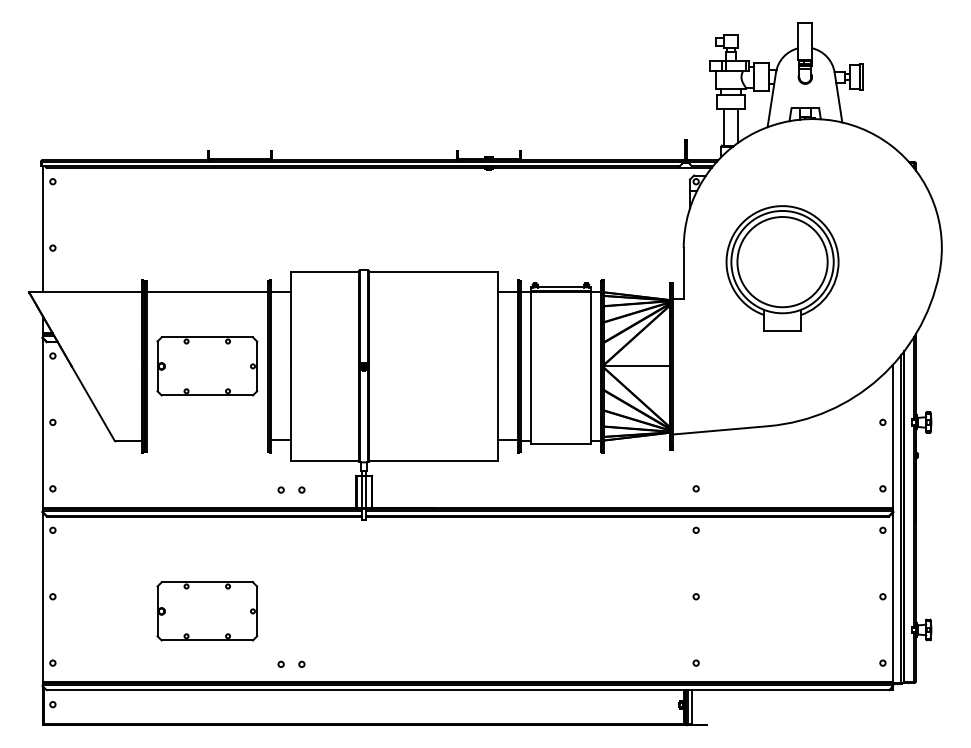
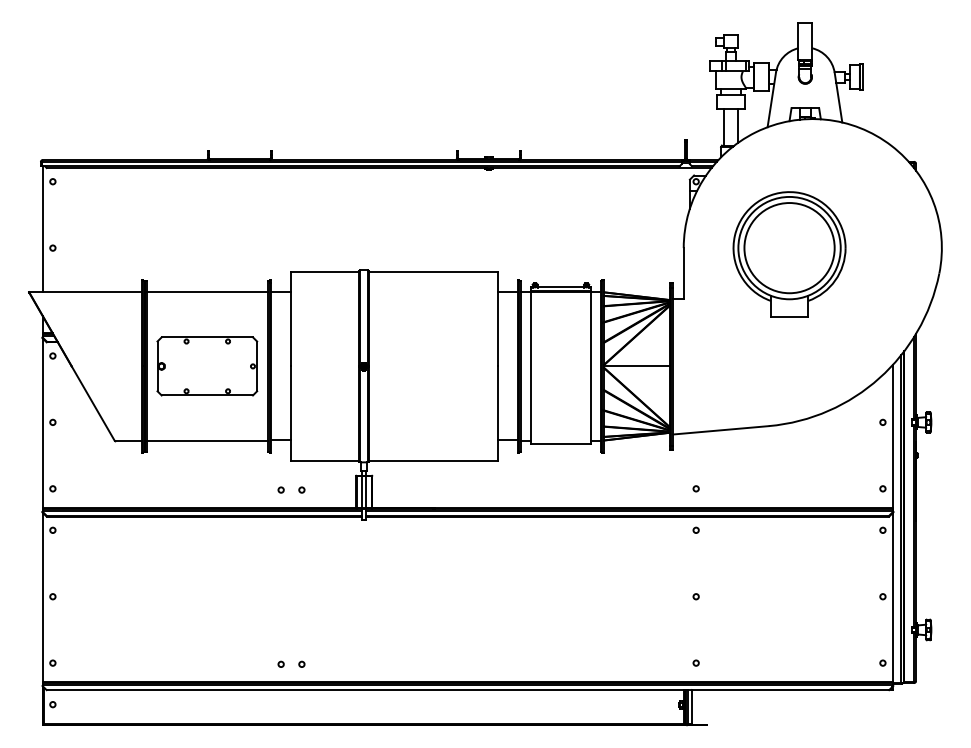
part position: (782, 268) -> (789, 254) (789, 254)
line: none -> present (206, 441)
part: present -> none (207, 611)
